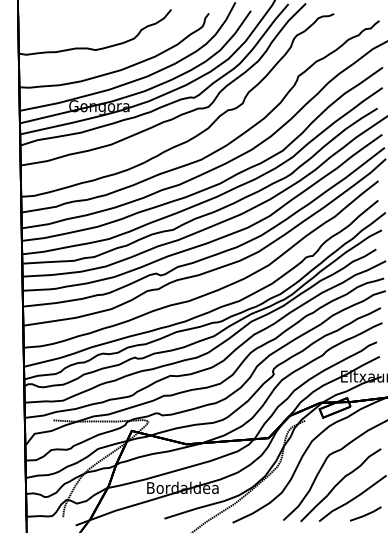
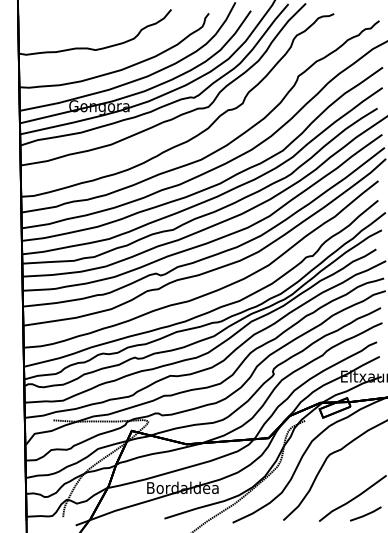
curve: present -> none (339, 483)
